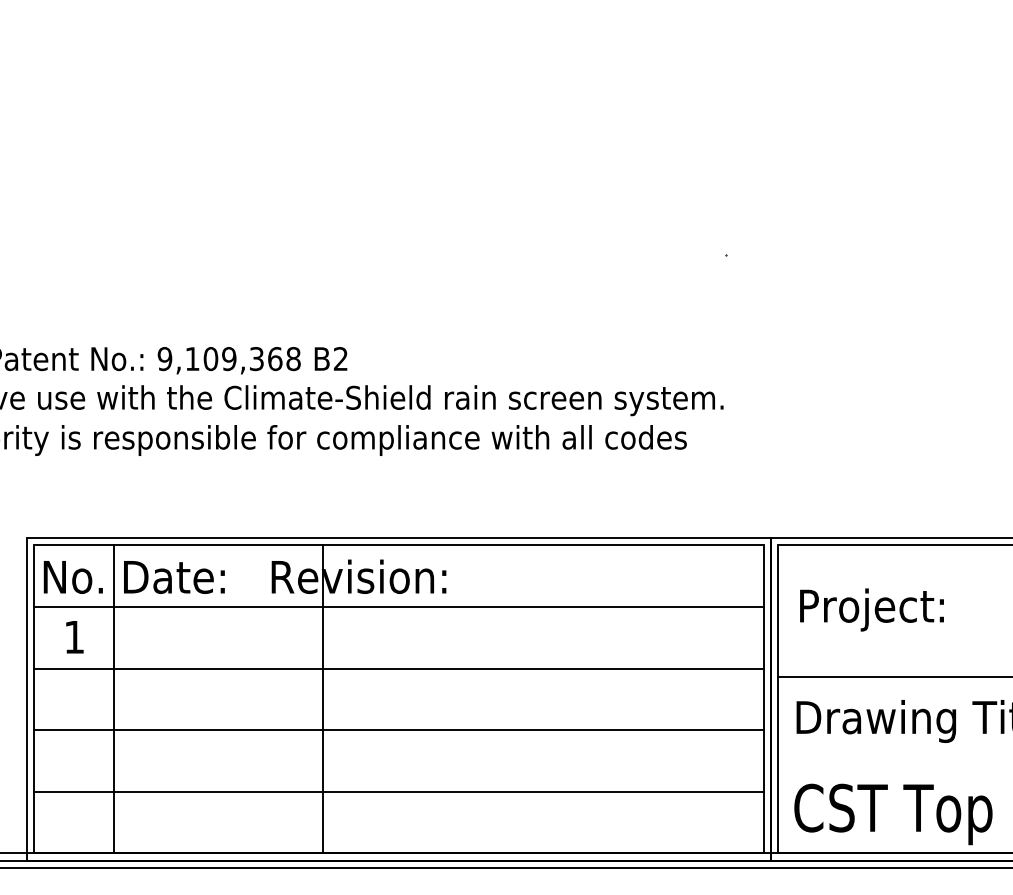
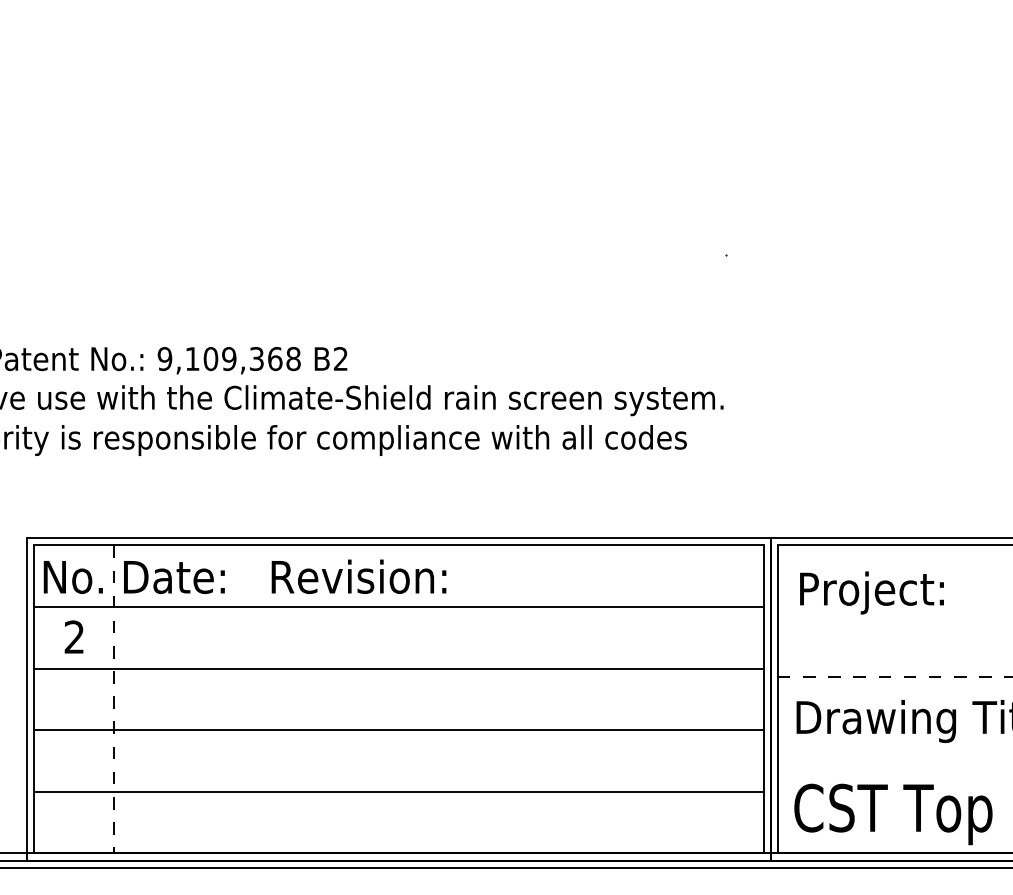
text position: (871, 609) -> (871, 592) (871, 592)
text: 1 -> 2 (73, 636)
line: solid -> dashed (895, 677)
line: solid -> dashed (114, 699)
line: present -> none (322, 699)
